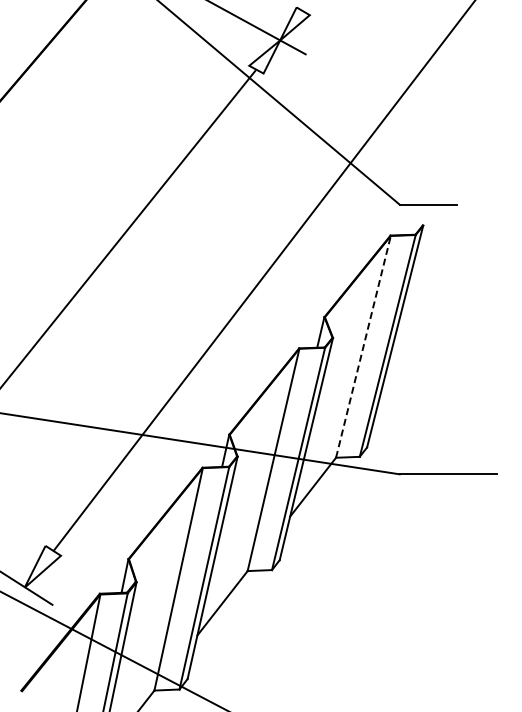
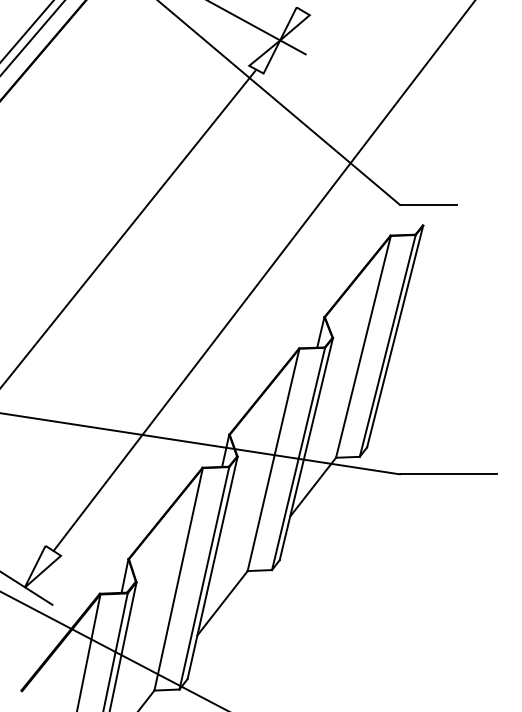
line: none -> present (27, 31)
line: none -> present (32, 37)
line: dashed -> solid (363, 346)
